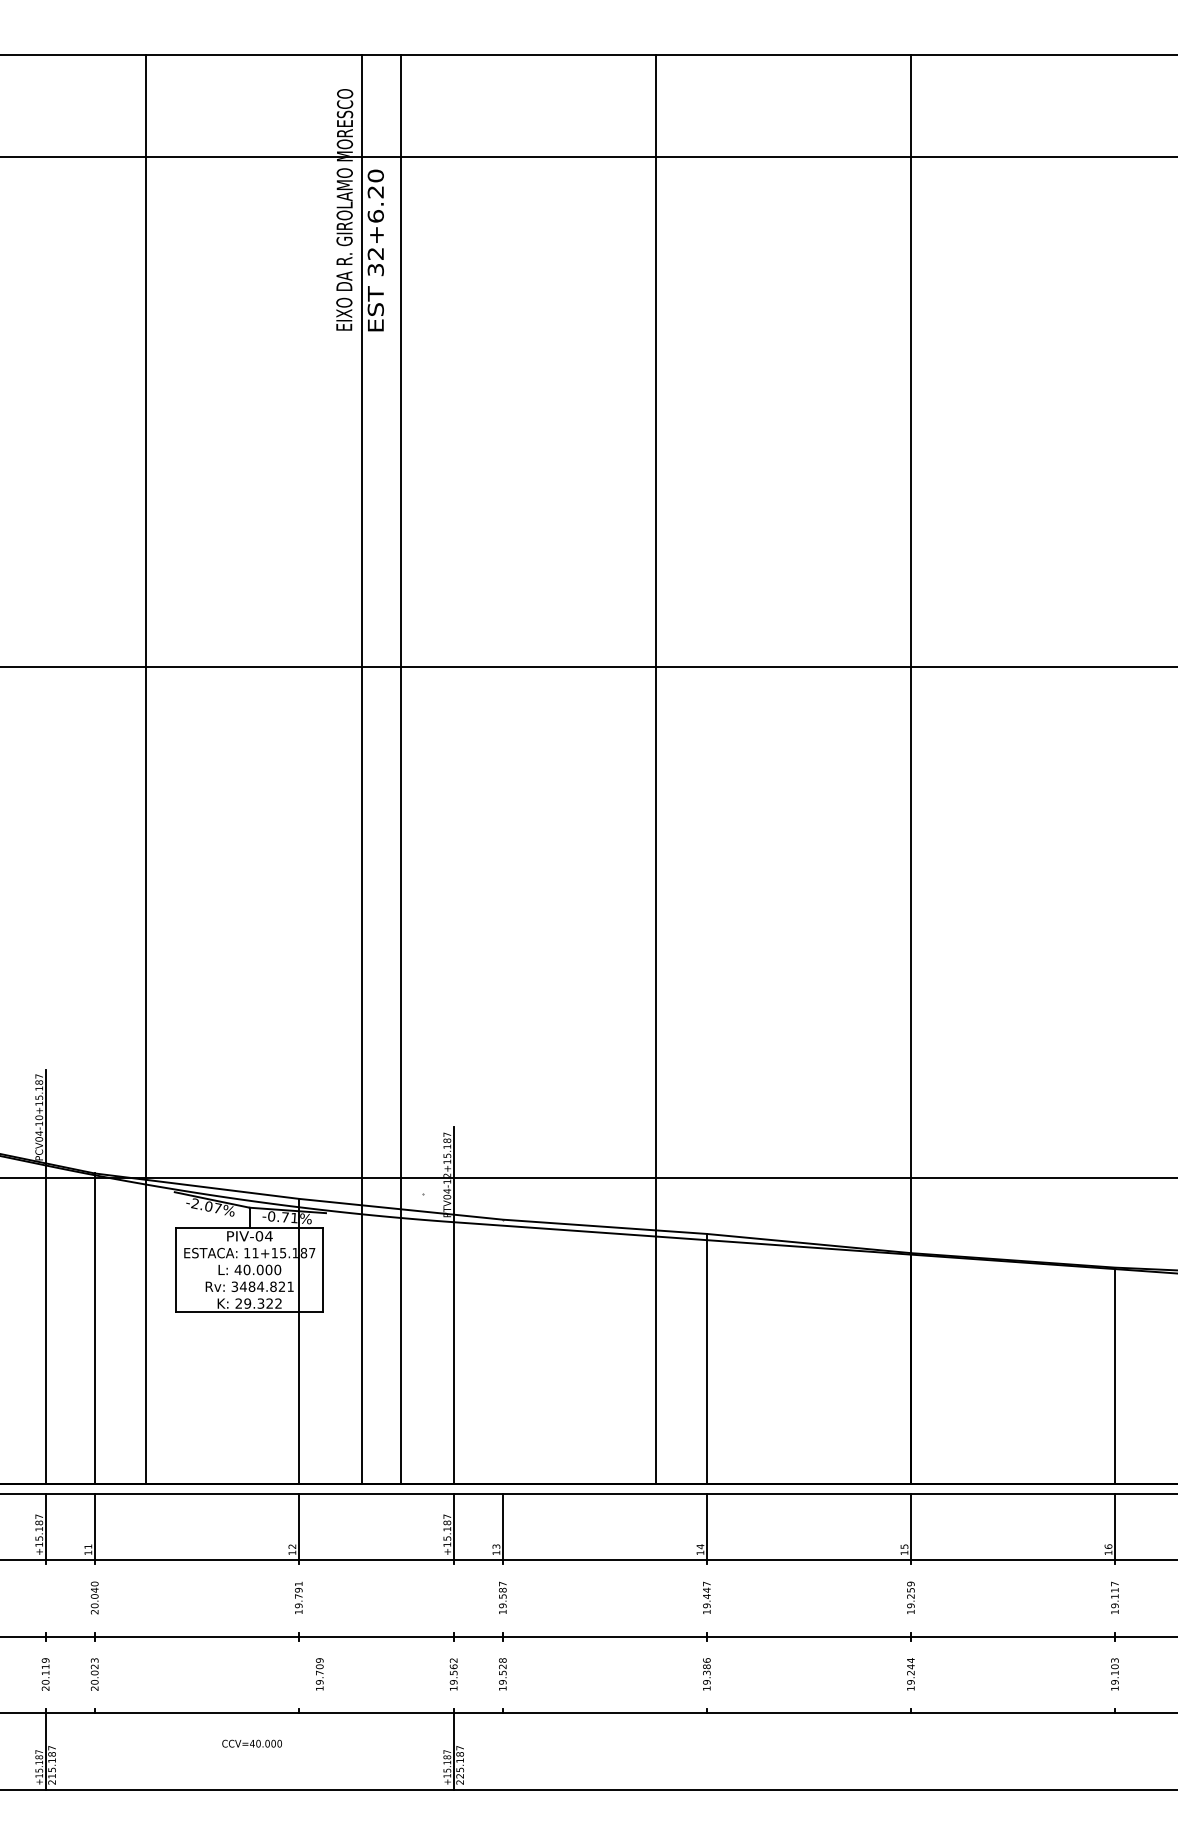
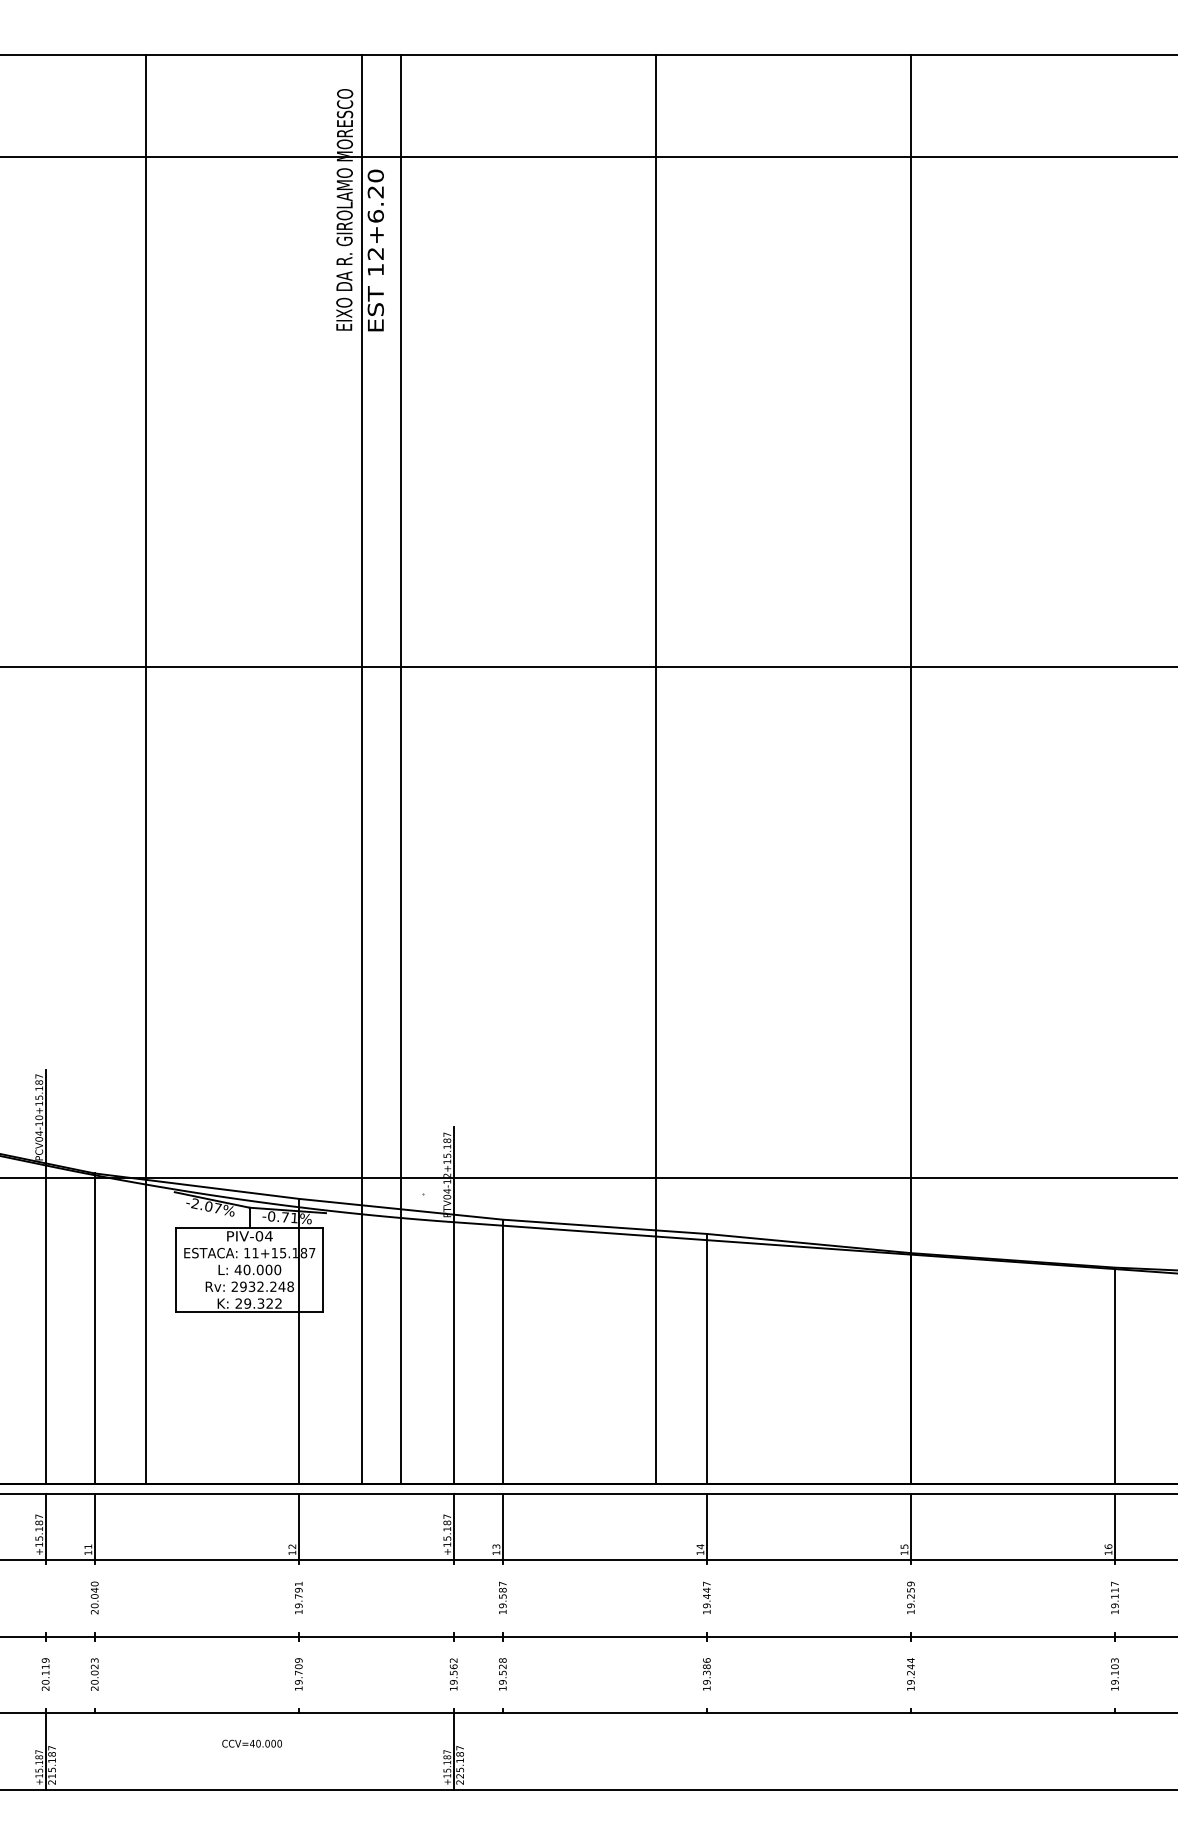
text: 32+6.20 -> 12+6.20 (375, 270)
text: 3484.821 -> 2932.248 (262, 1286)
line: none -> present (502, 1351)
text position: (319, 1674) -> (298, 1674) (298, 1674)
